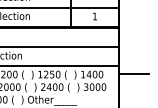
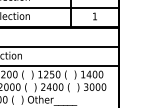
line: present -> none (134, 73)
